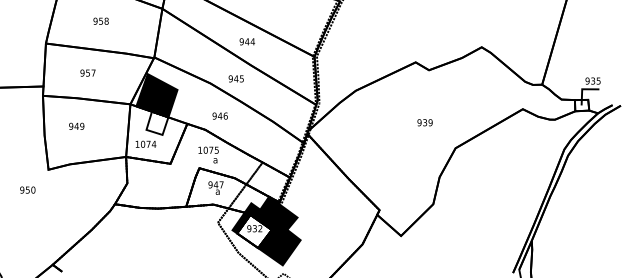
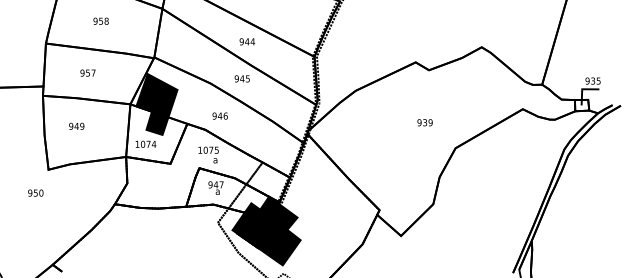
text position: (235, 78) -> (241, 78) (241, 78)
fill: none -> present (157, 122)
text position: (27, 189) -> (35, 192) (35, 192)
fill: none -> present (254, 231)
